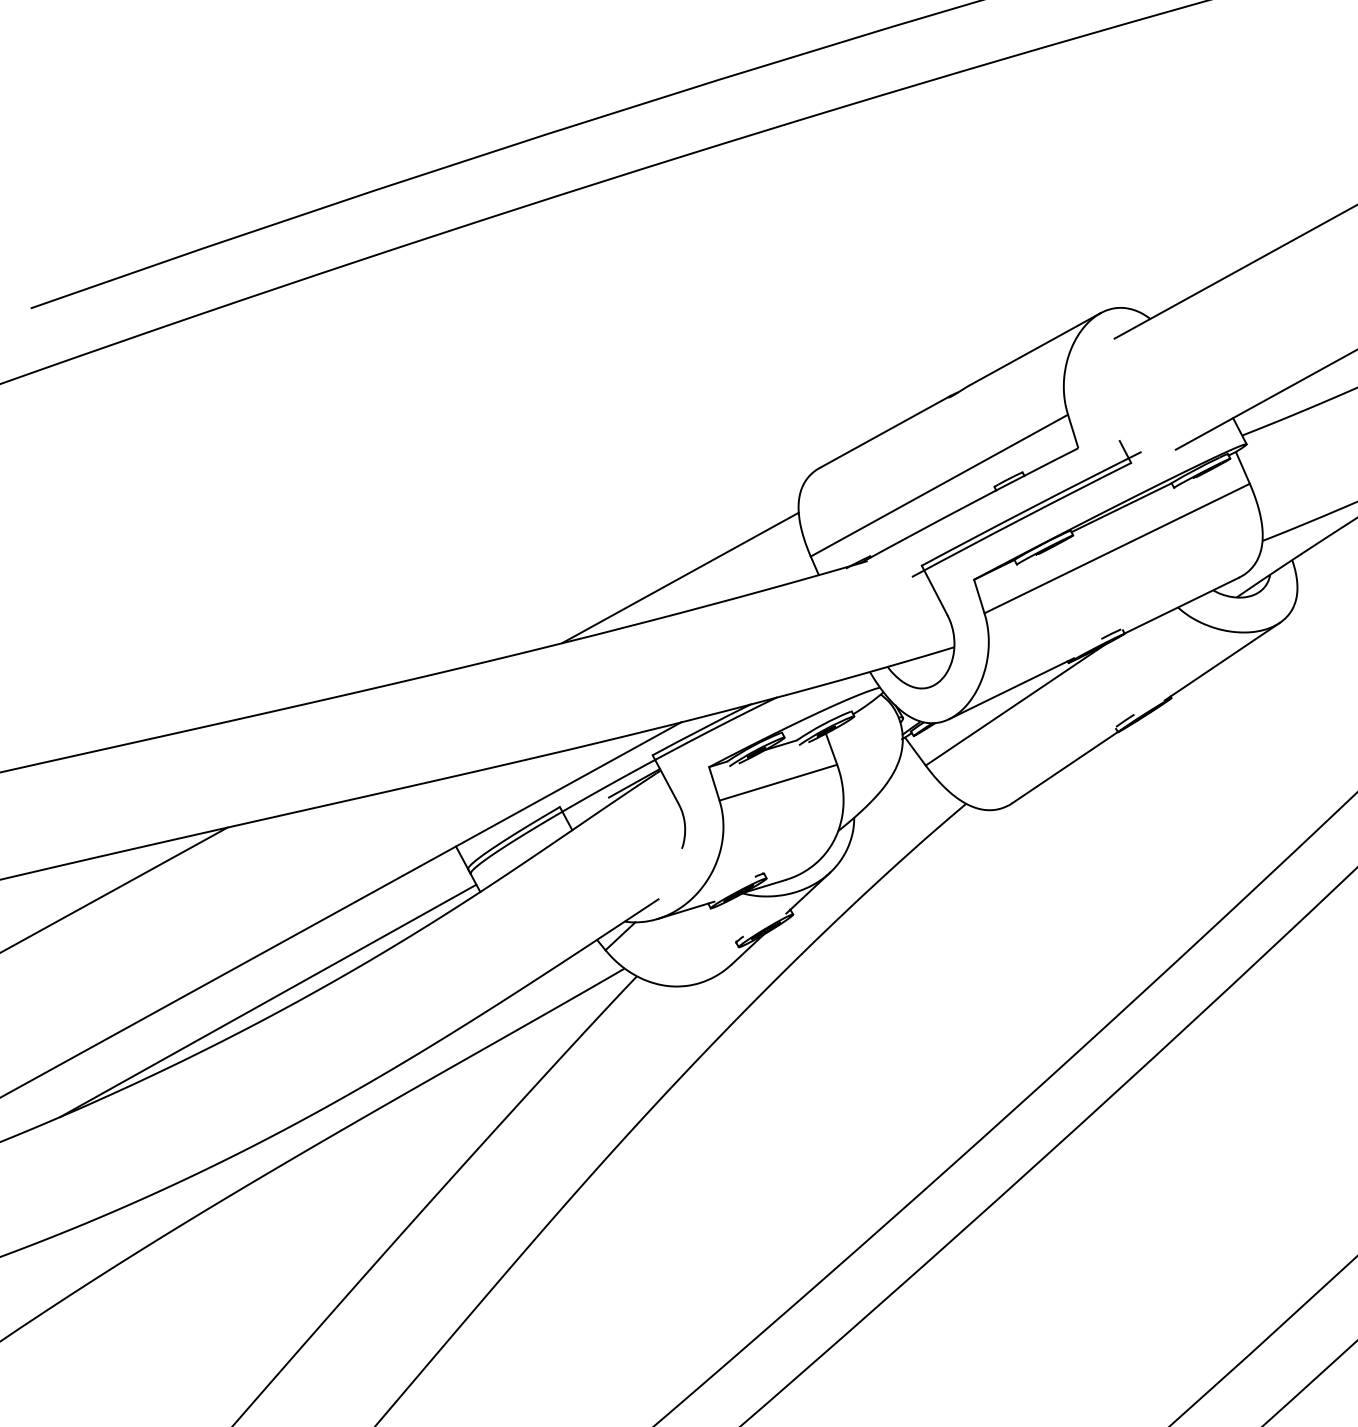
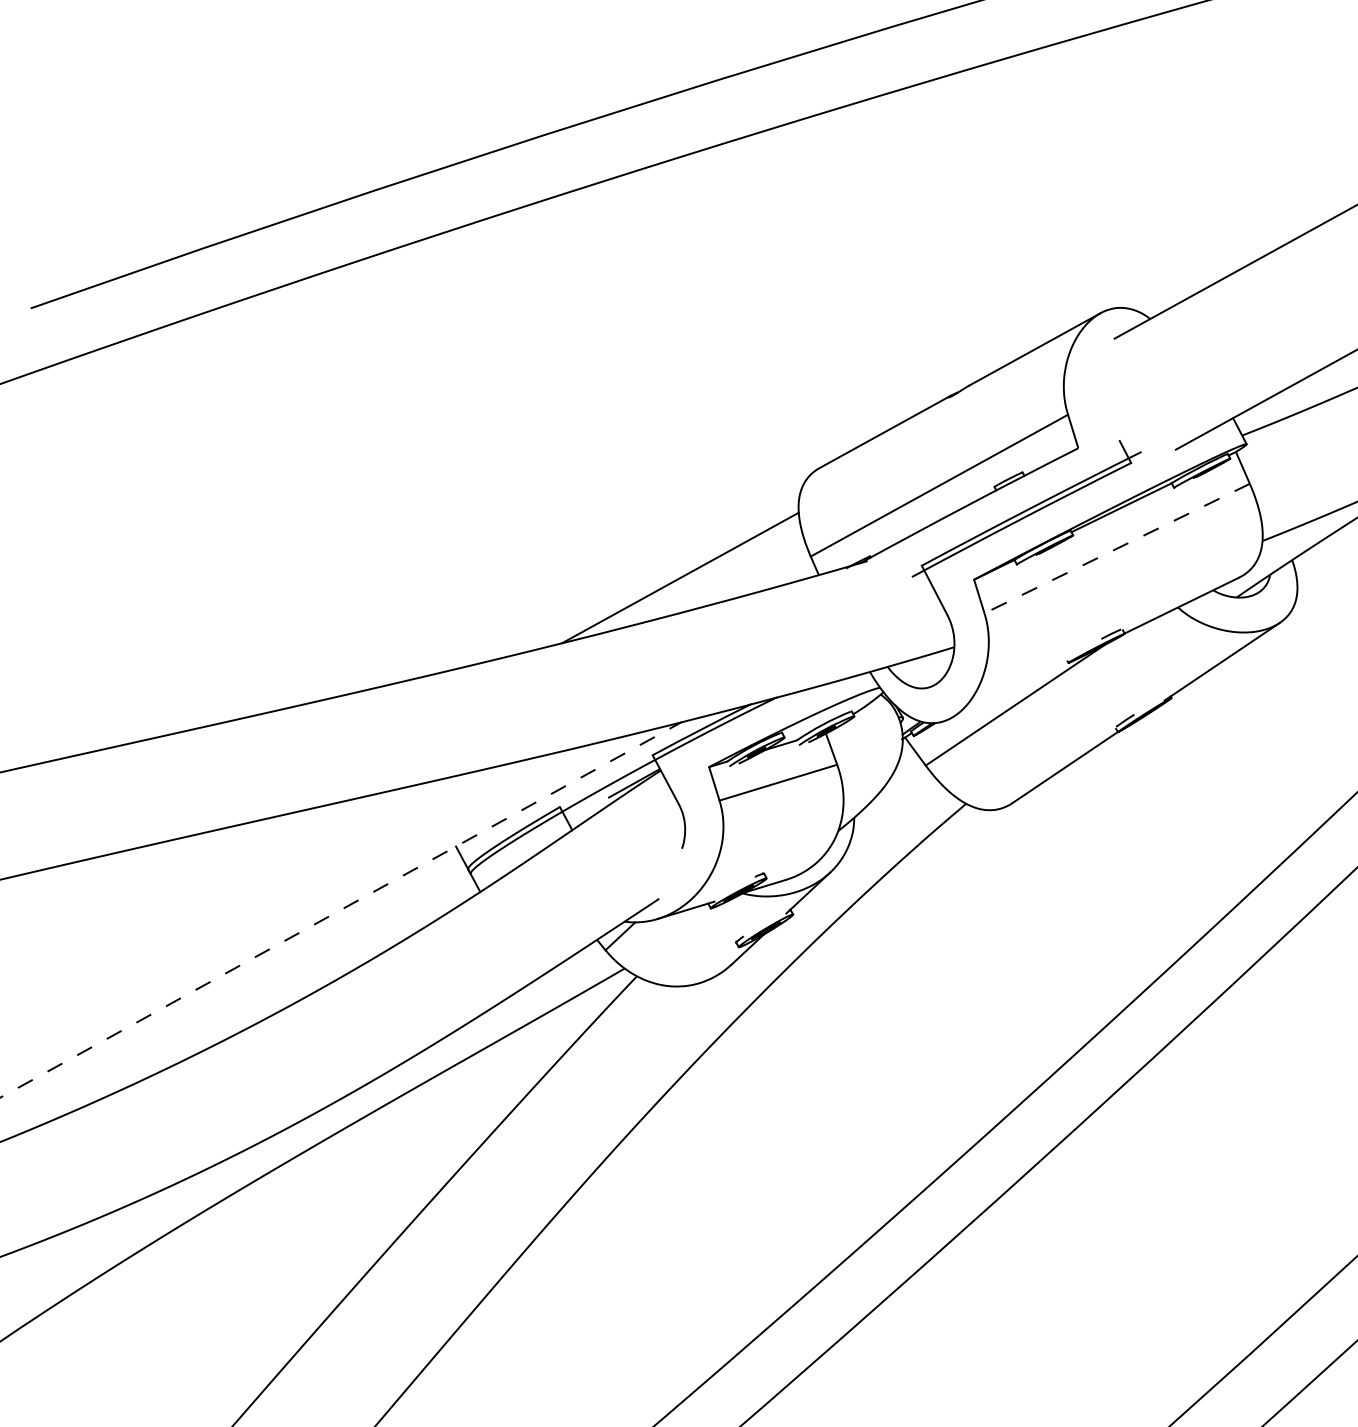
line: solid -> dashed (1117, 548)
line: present -> none (1011, 688)
line: present -> none (114, 889)
line: solid -> dashed (341, 909)
line: present -> none (268, 1000)
